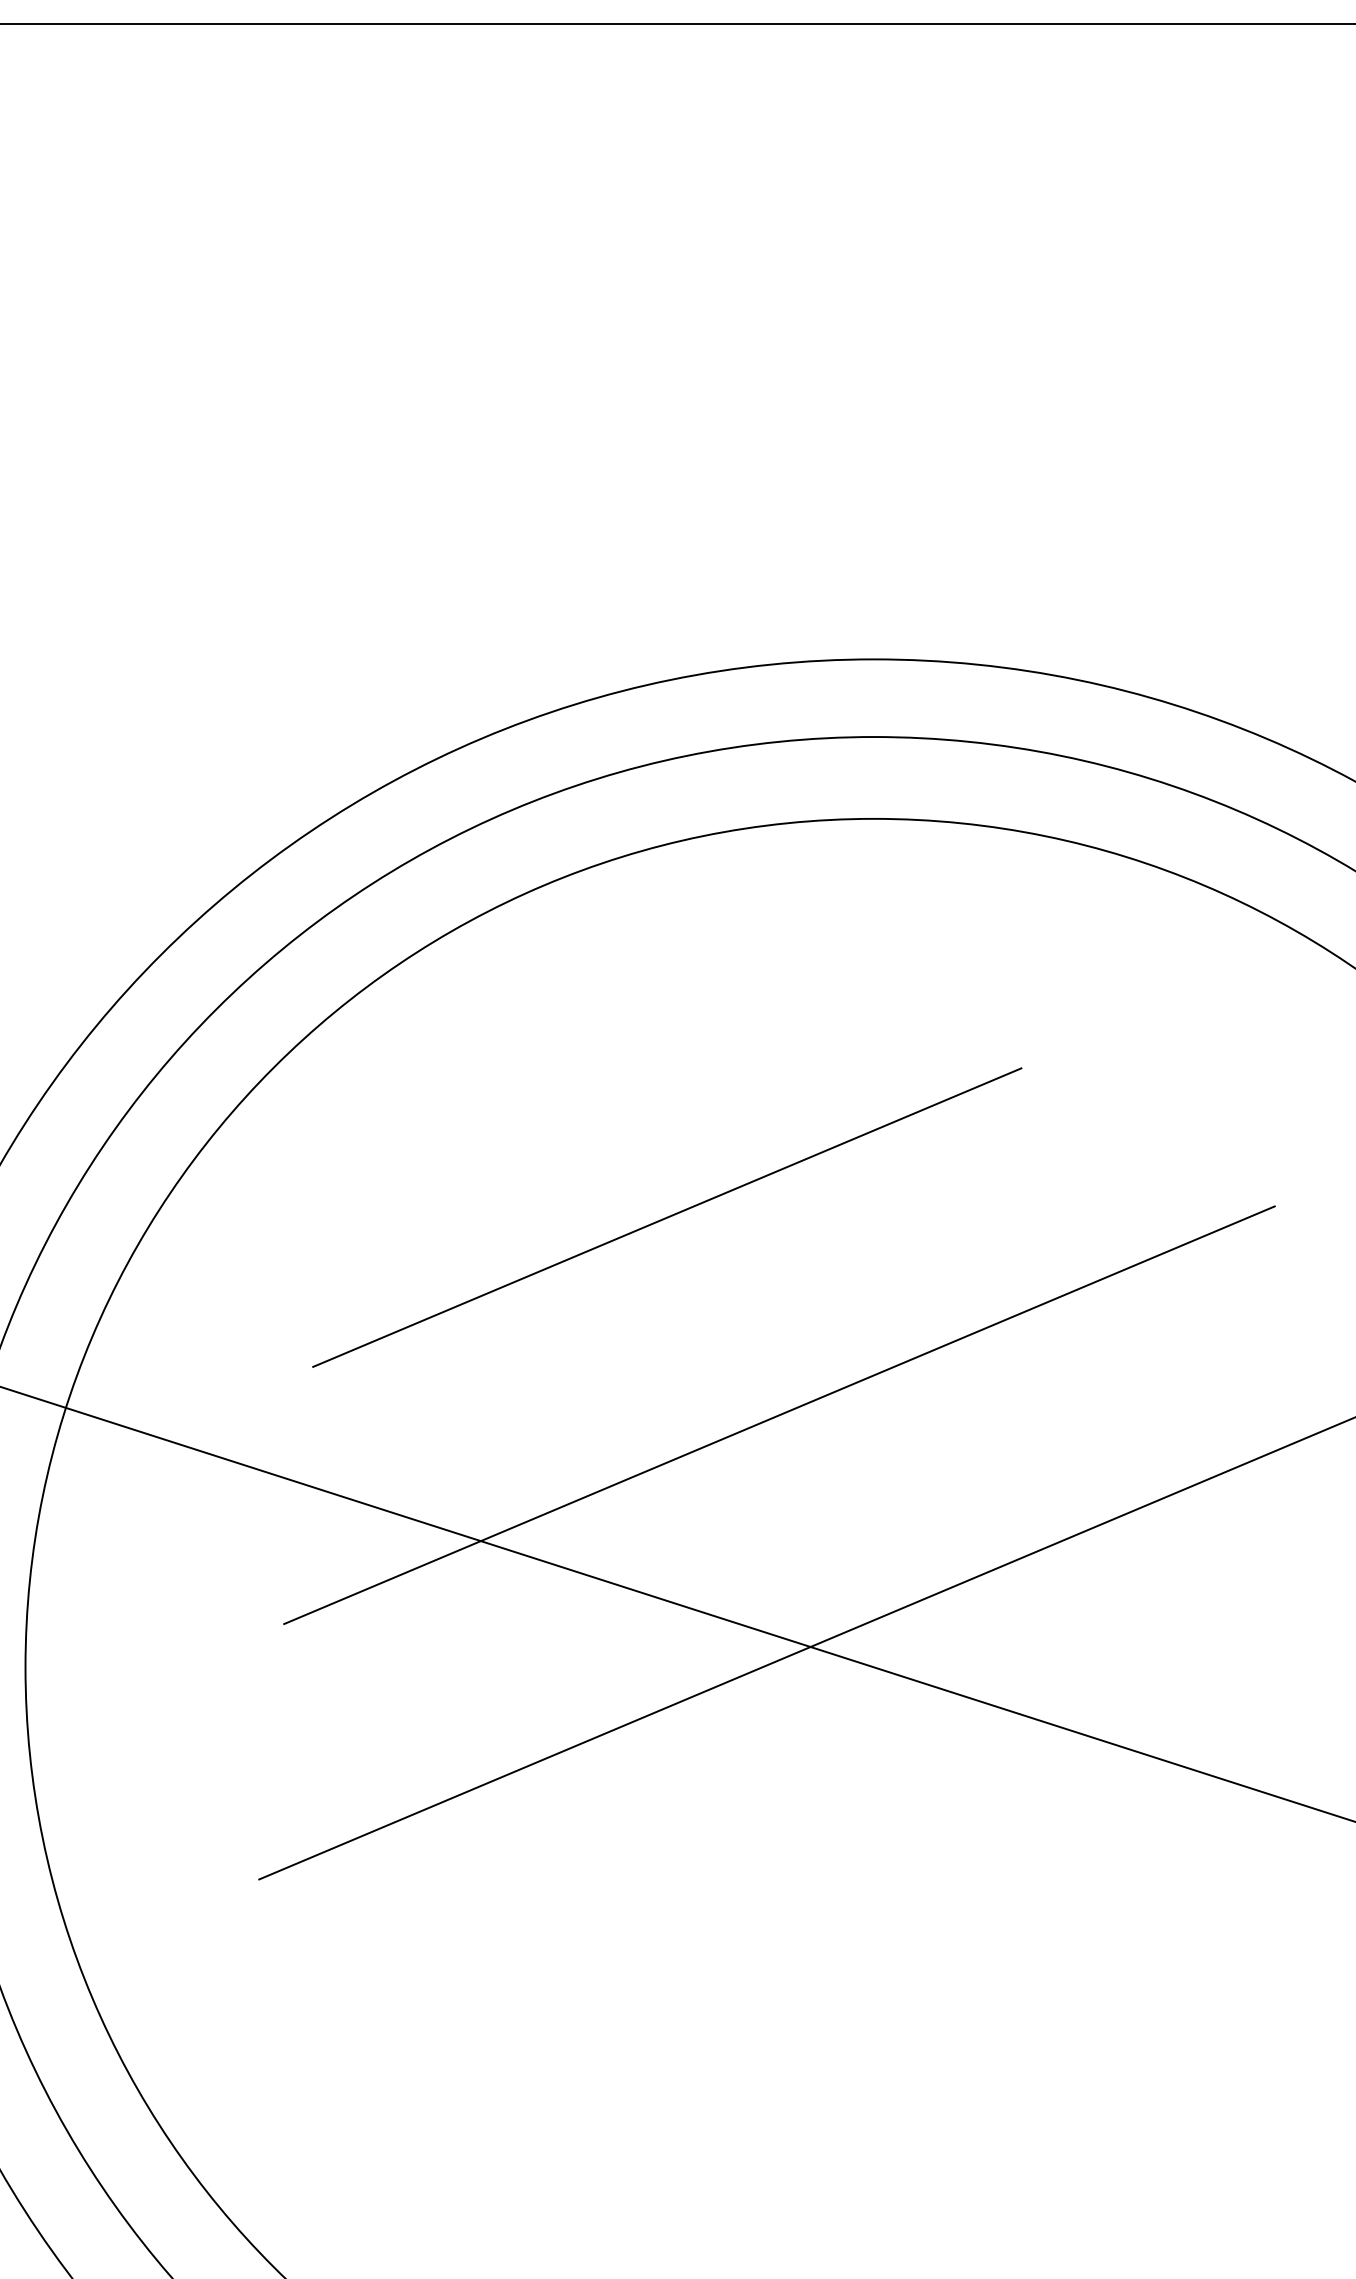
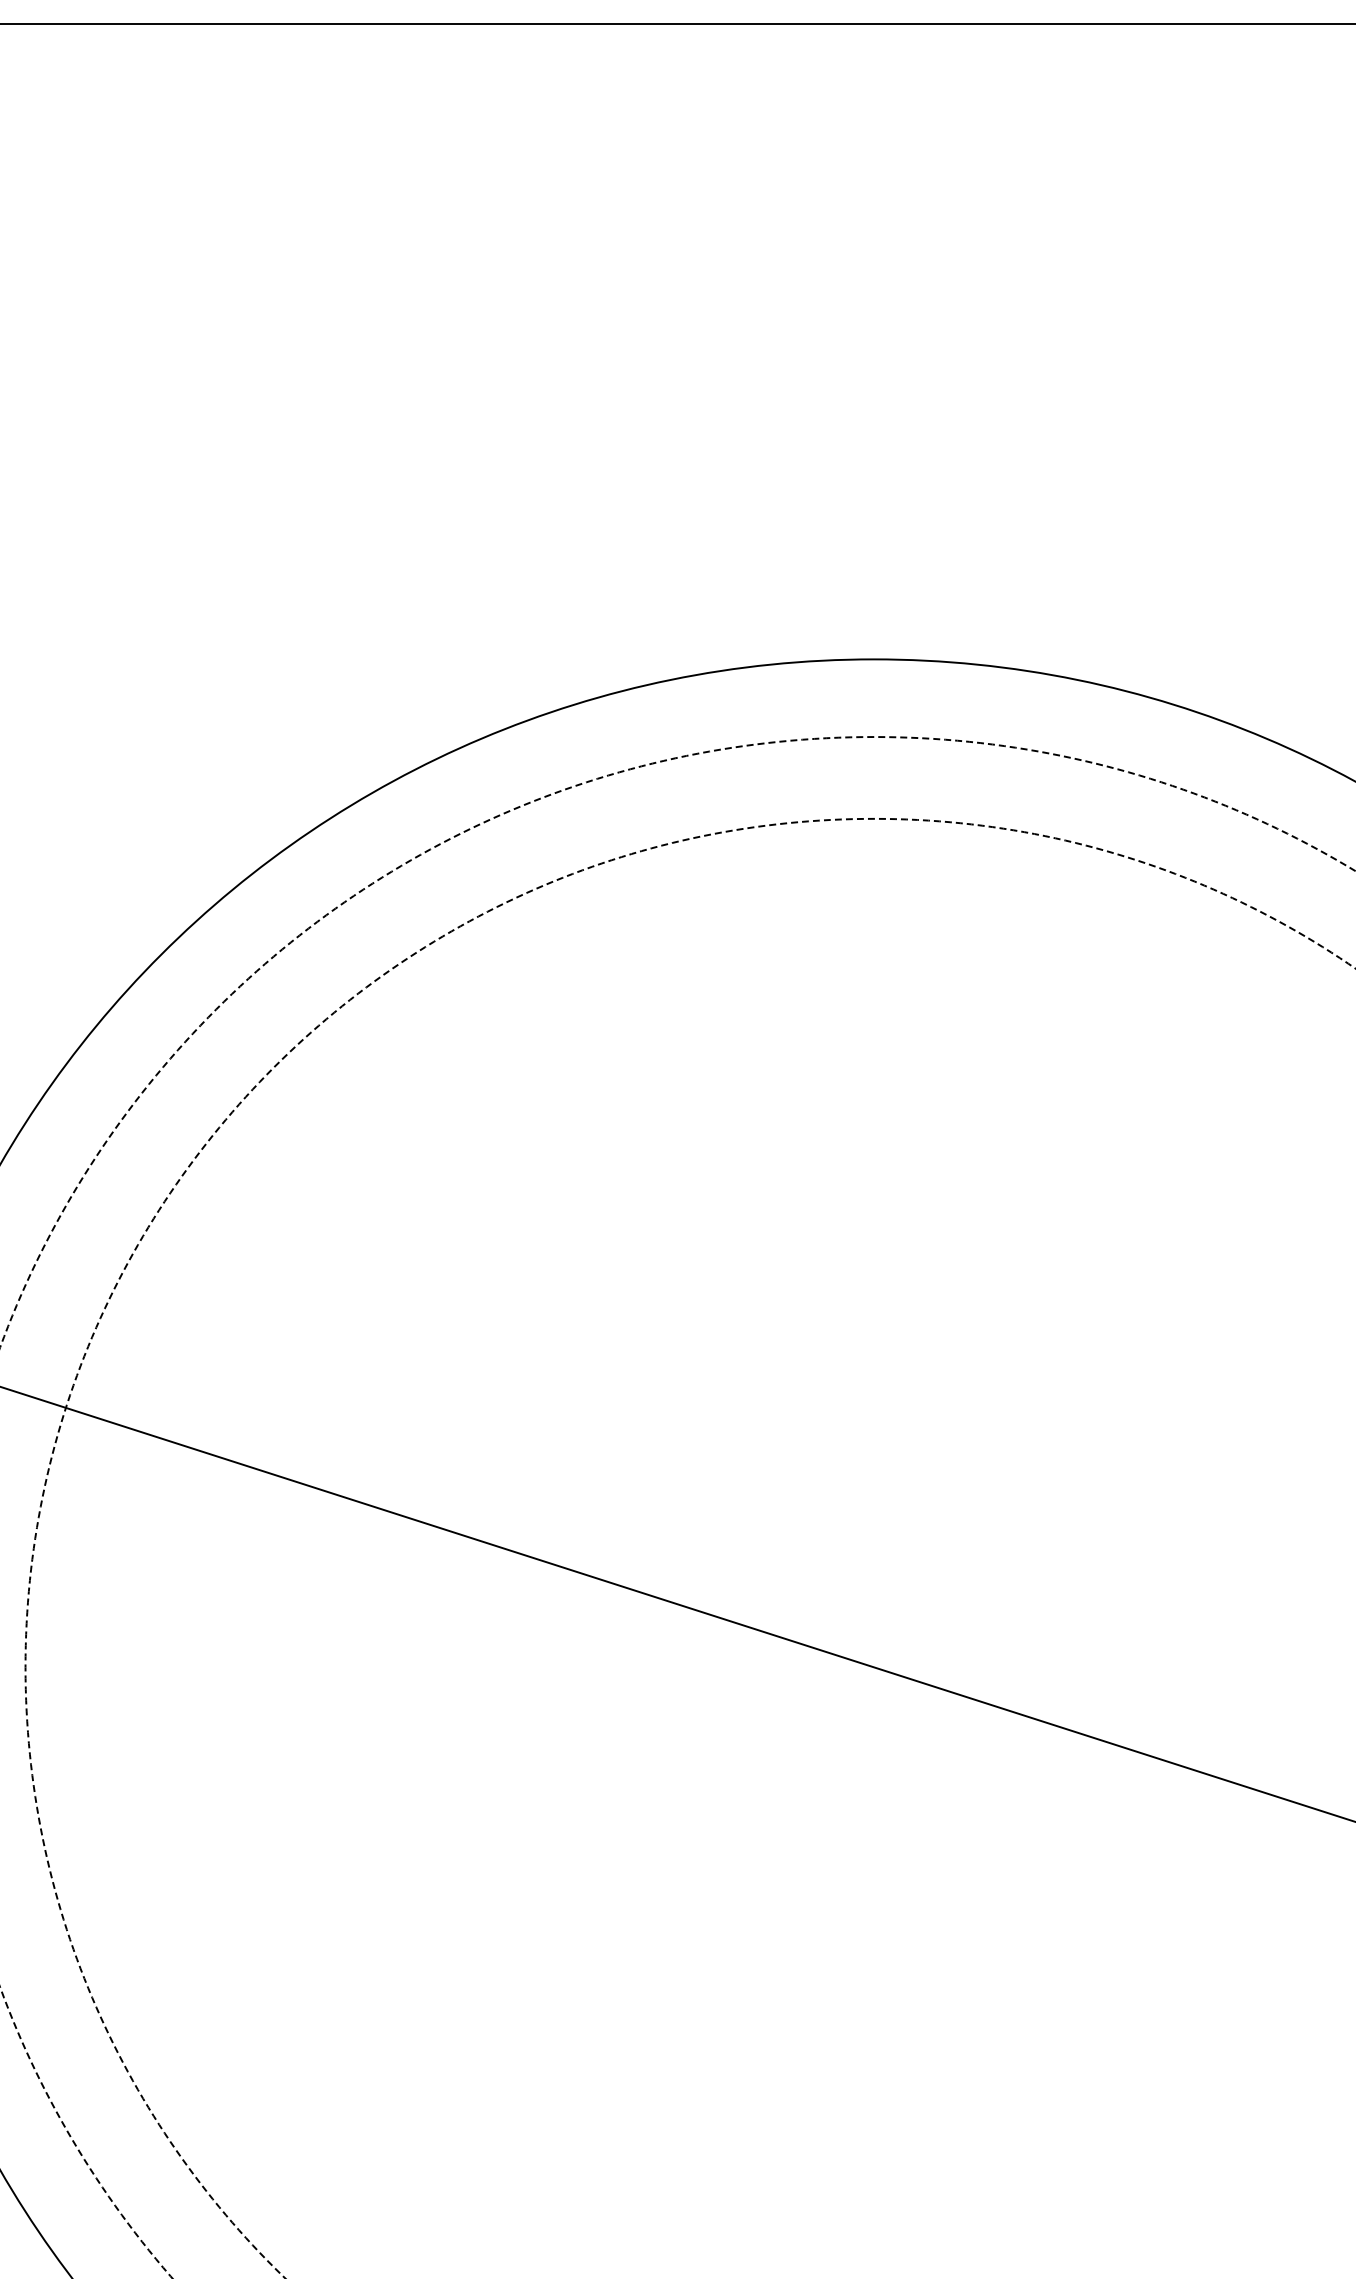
line: present -> none (667, 1217)
line: present -> none (779, 1415)
circle: solid -> dashed (677, 1507)
circle: solid -> dashed (690, 1548)
line: present -> none (805, 1648)
